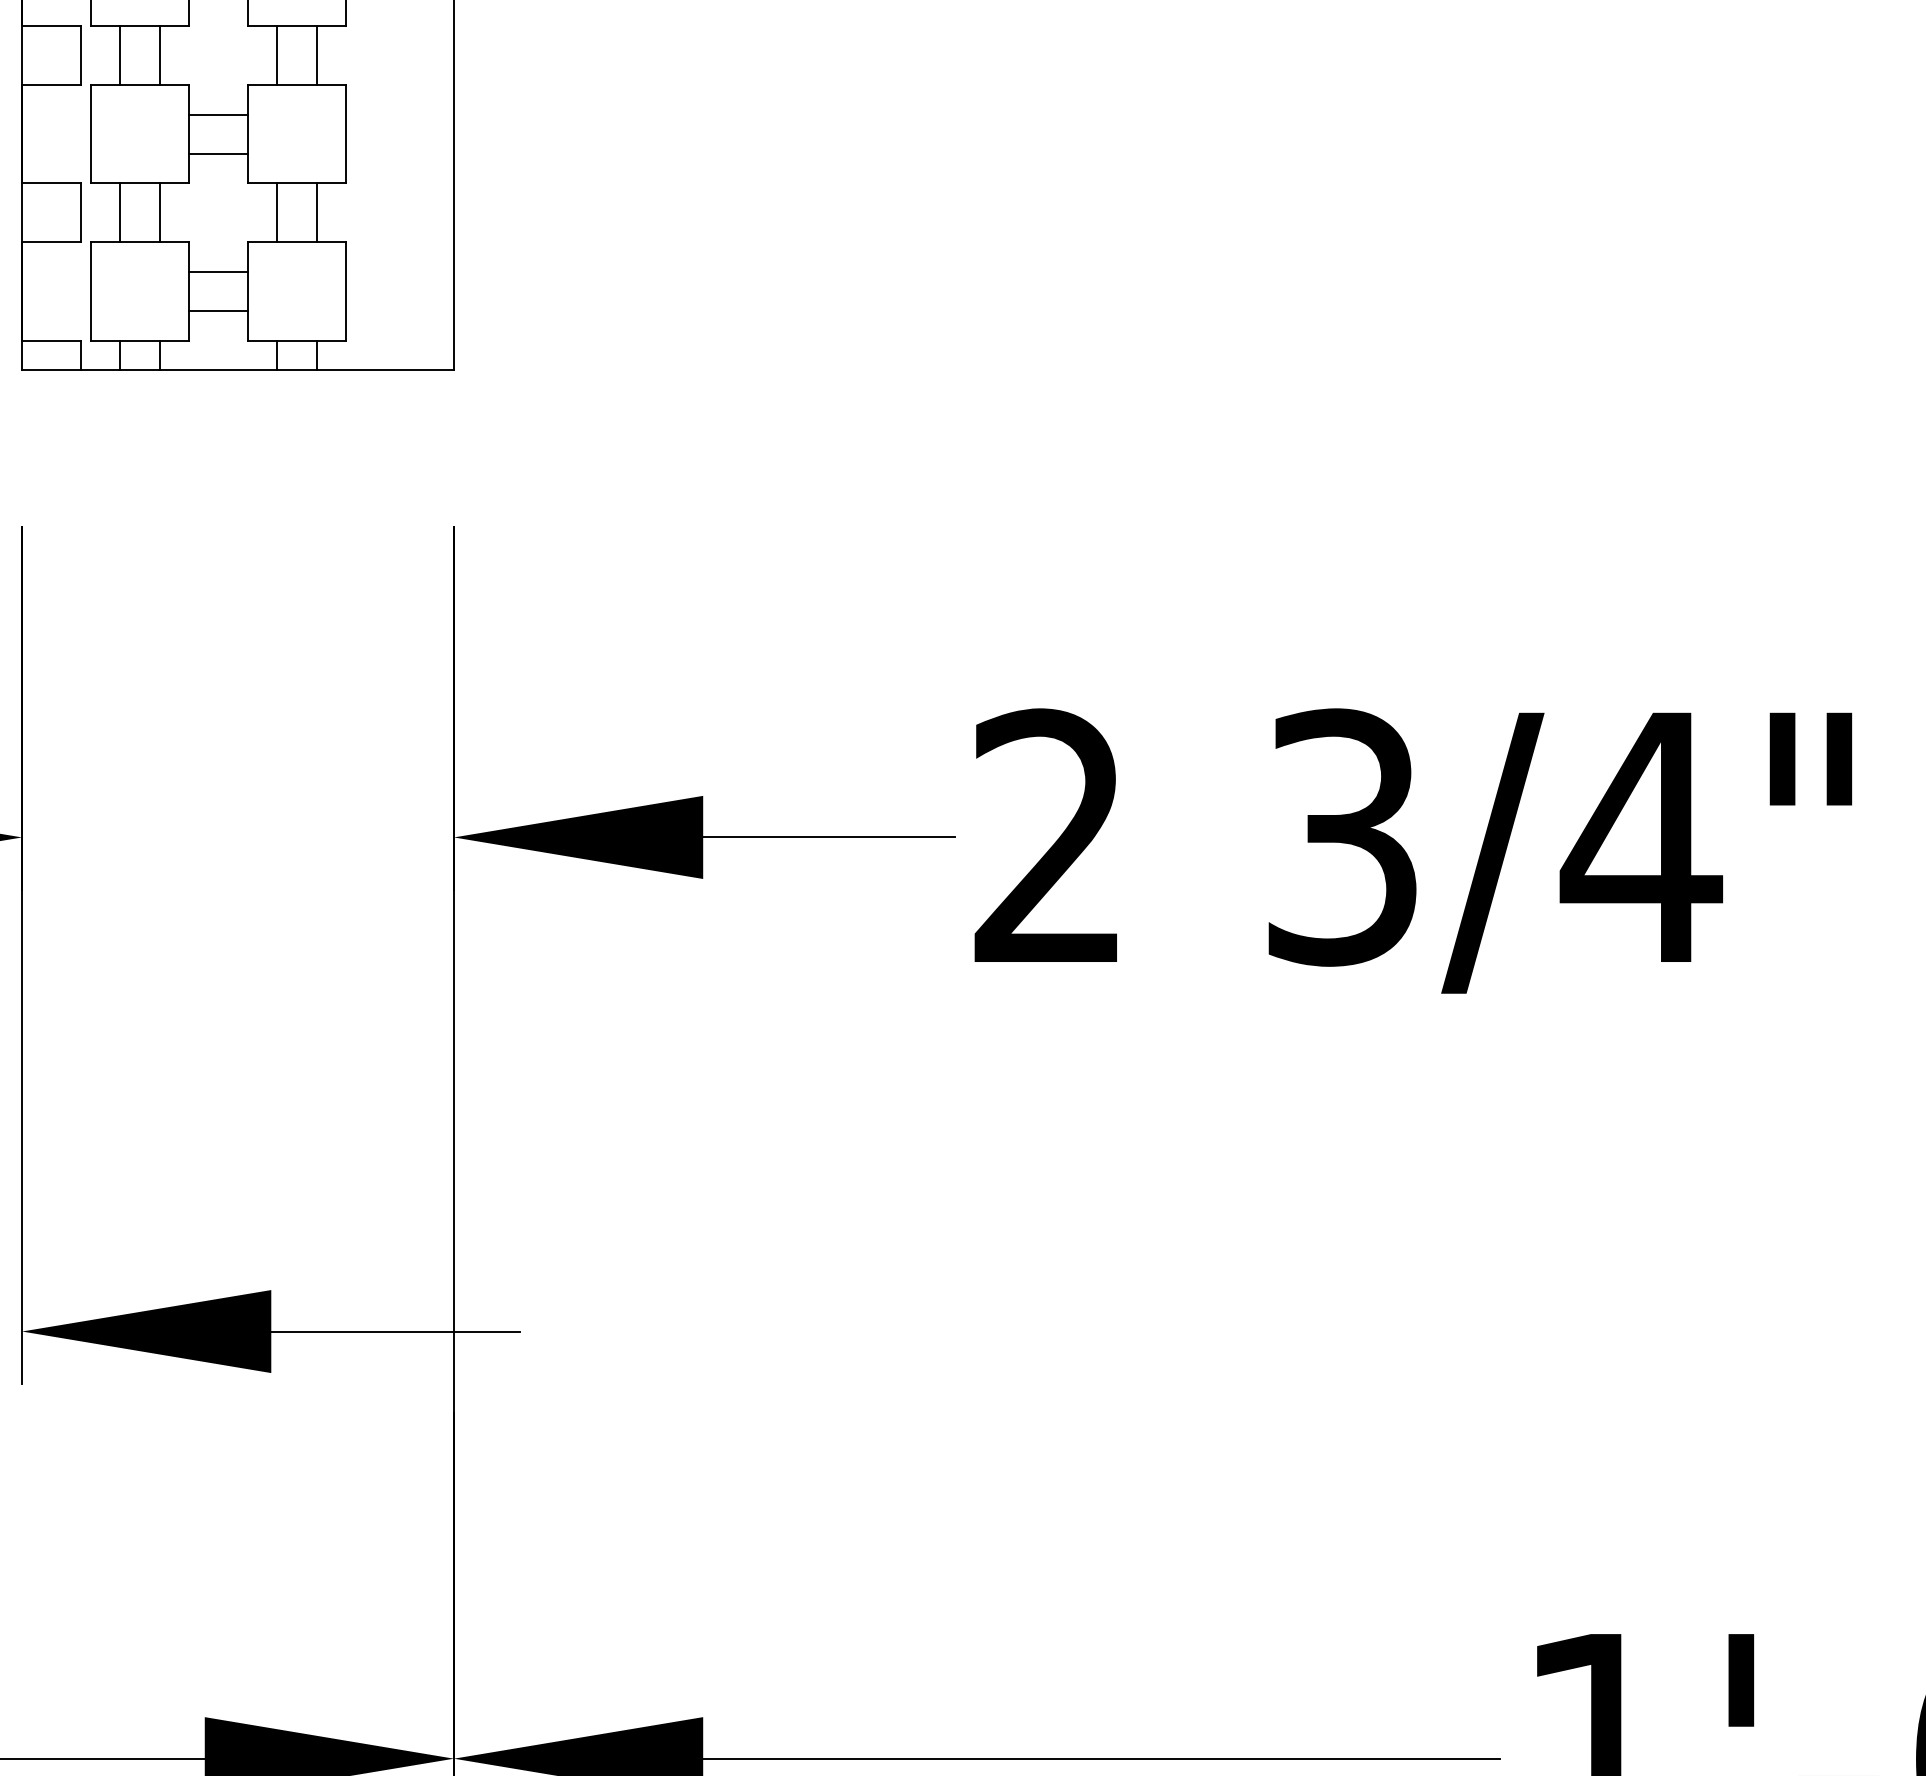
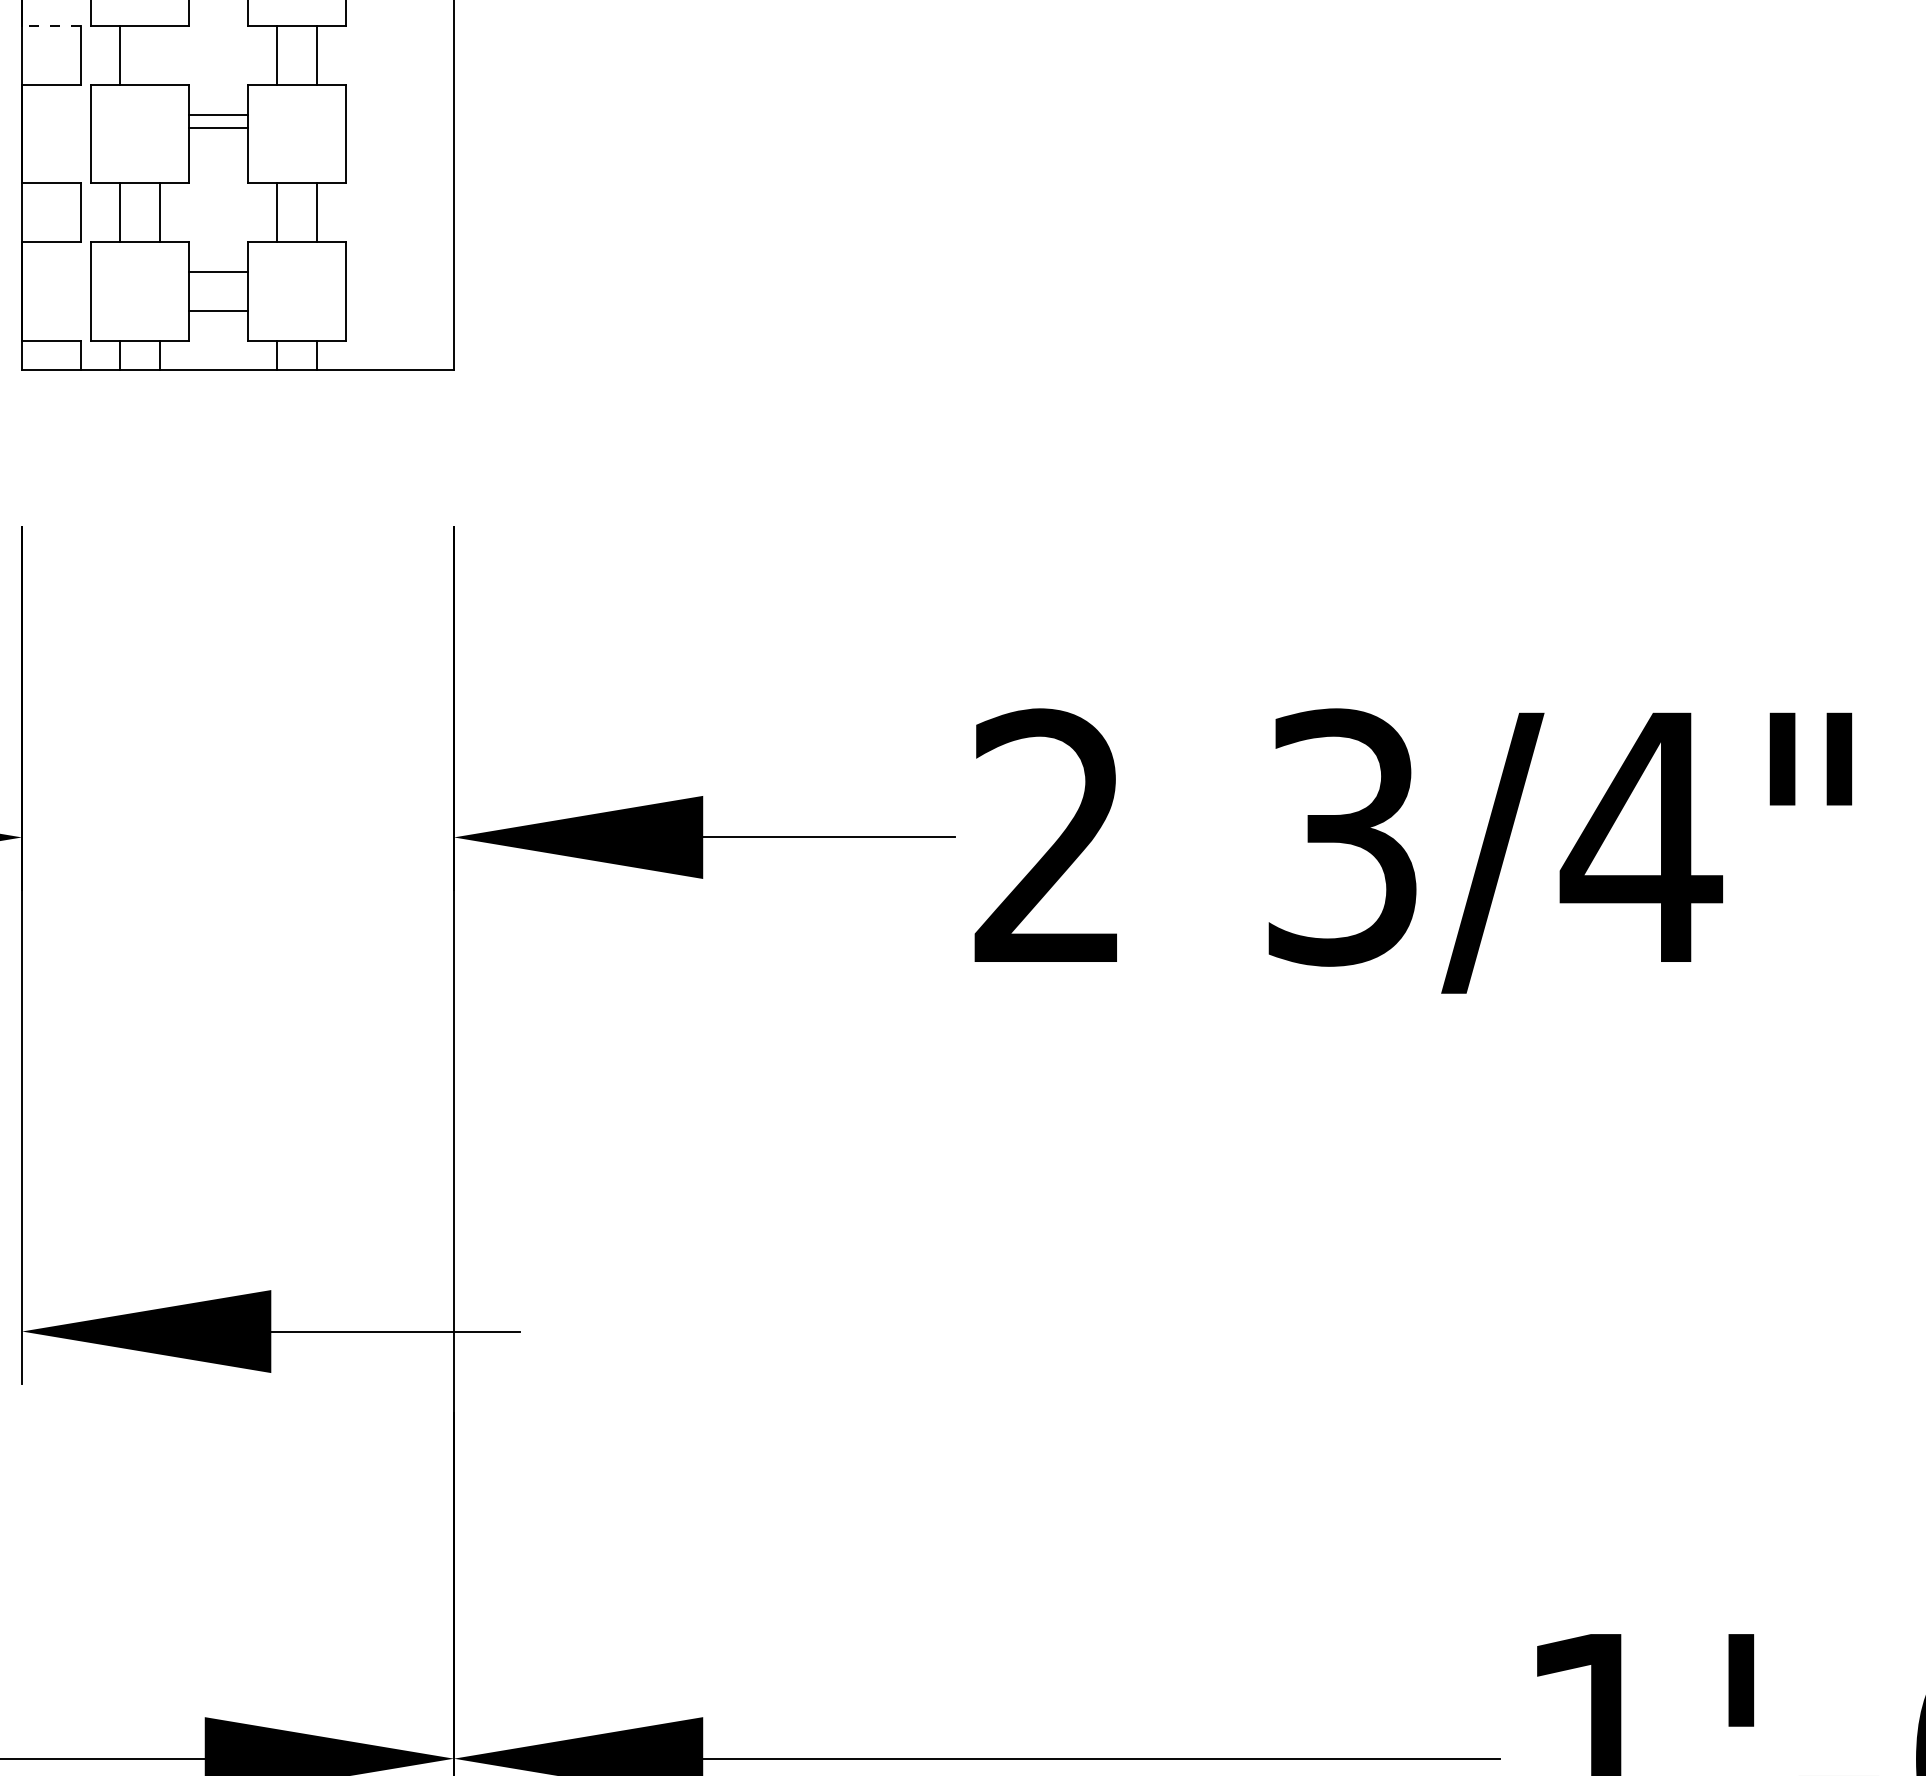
line: solid -> dashed (51, 26)
line: present -> none (159, 55)
line position: (217, 154) -> (217, 128) (217, 128)
